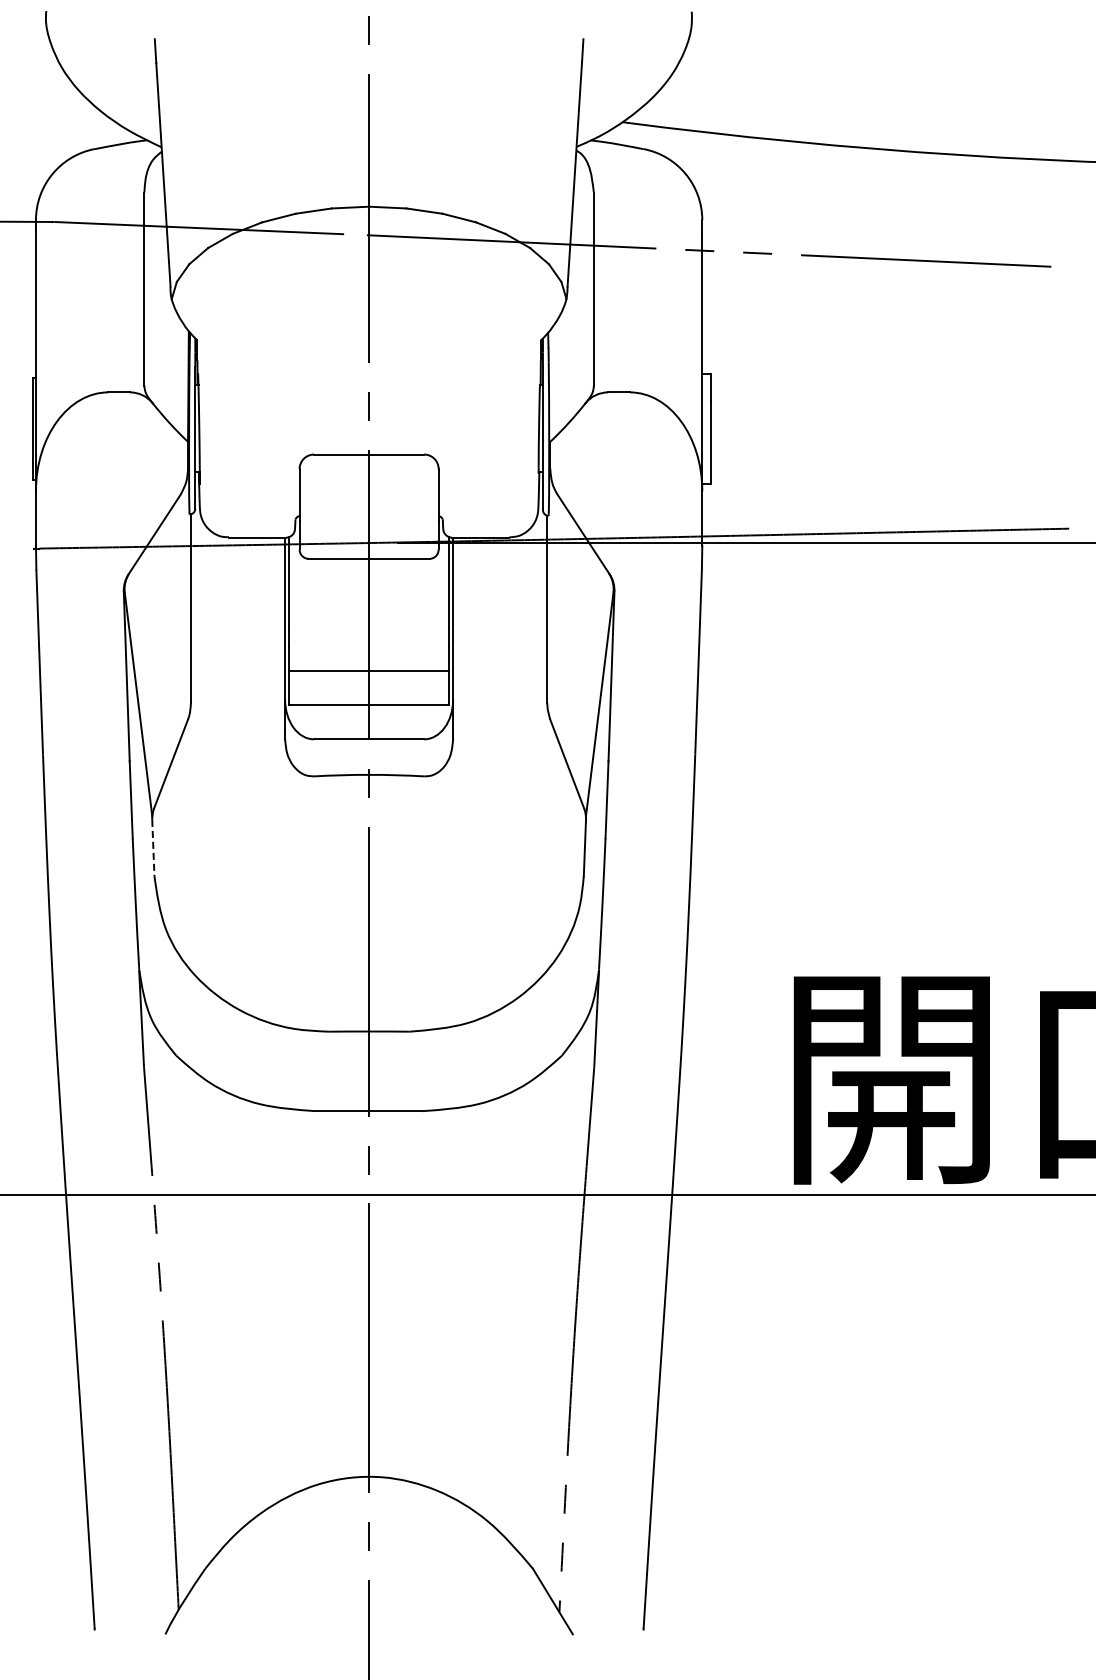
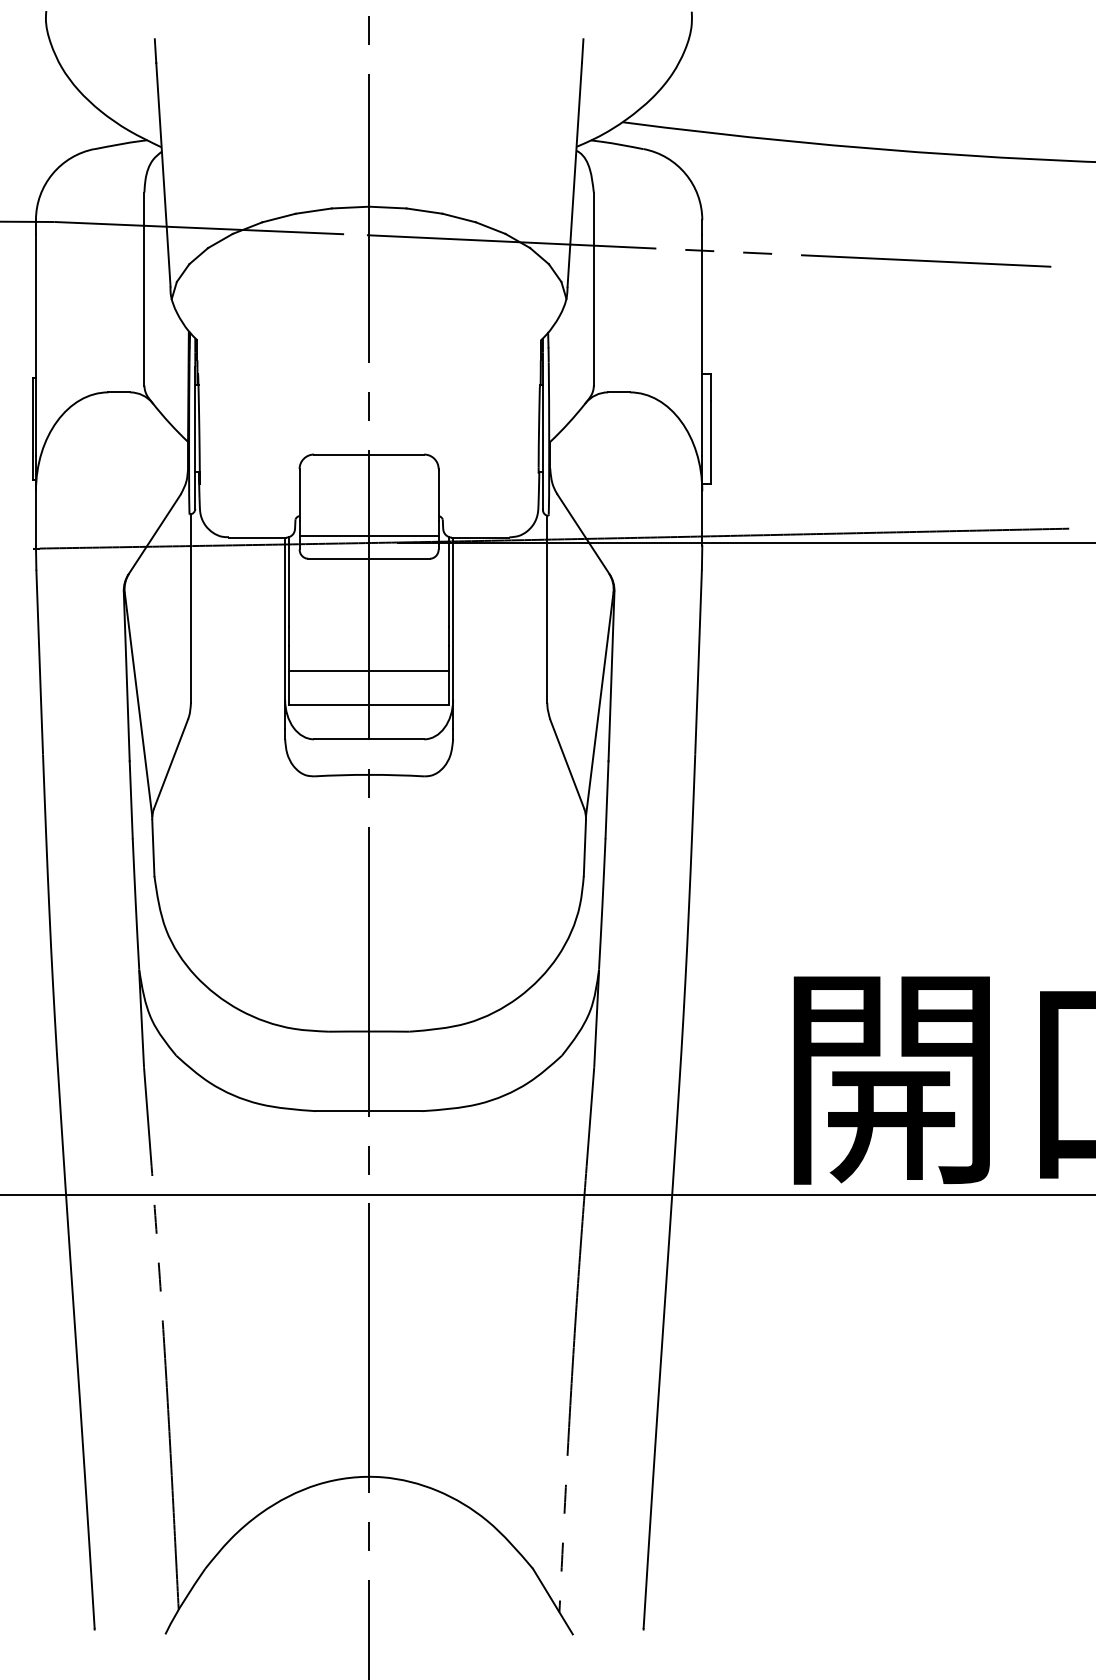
line: none -> present (368, 535)
line: dashed -> solid (153, 848)
